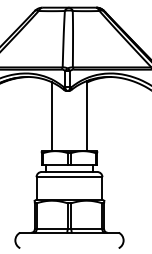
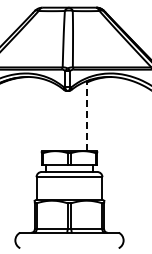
line: present -> none (52, 116)
line: solid -> dashed (86, 116)
